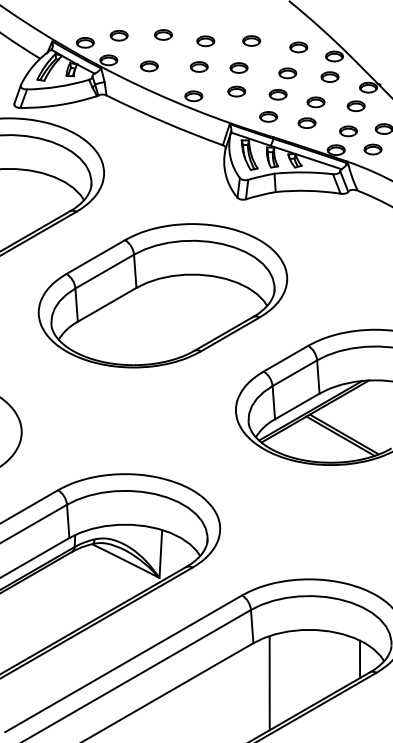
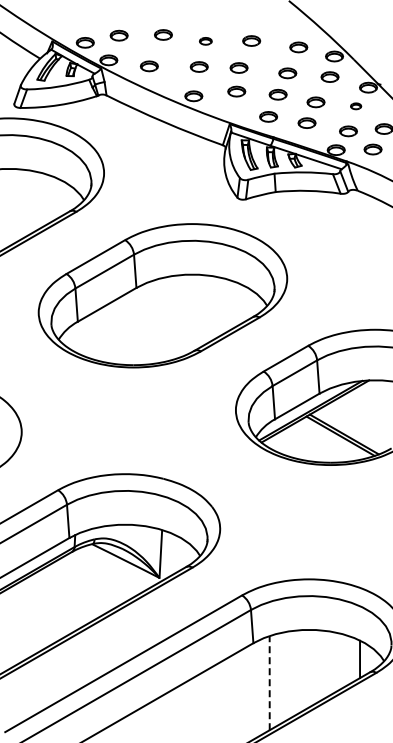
part size: 20x13 px -> 14x9 px (205, 41)
part size: 20x13 px -> 13x9 px (356, 106)
line: solid -> dashed (269, 683)
